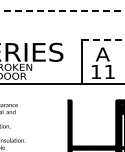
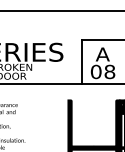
line: dashed -> solid (62, 10)
line: dashed -> solid (103, 40)
text: 11 -> 08 (102, 71)
